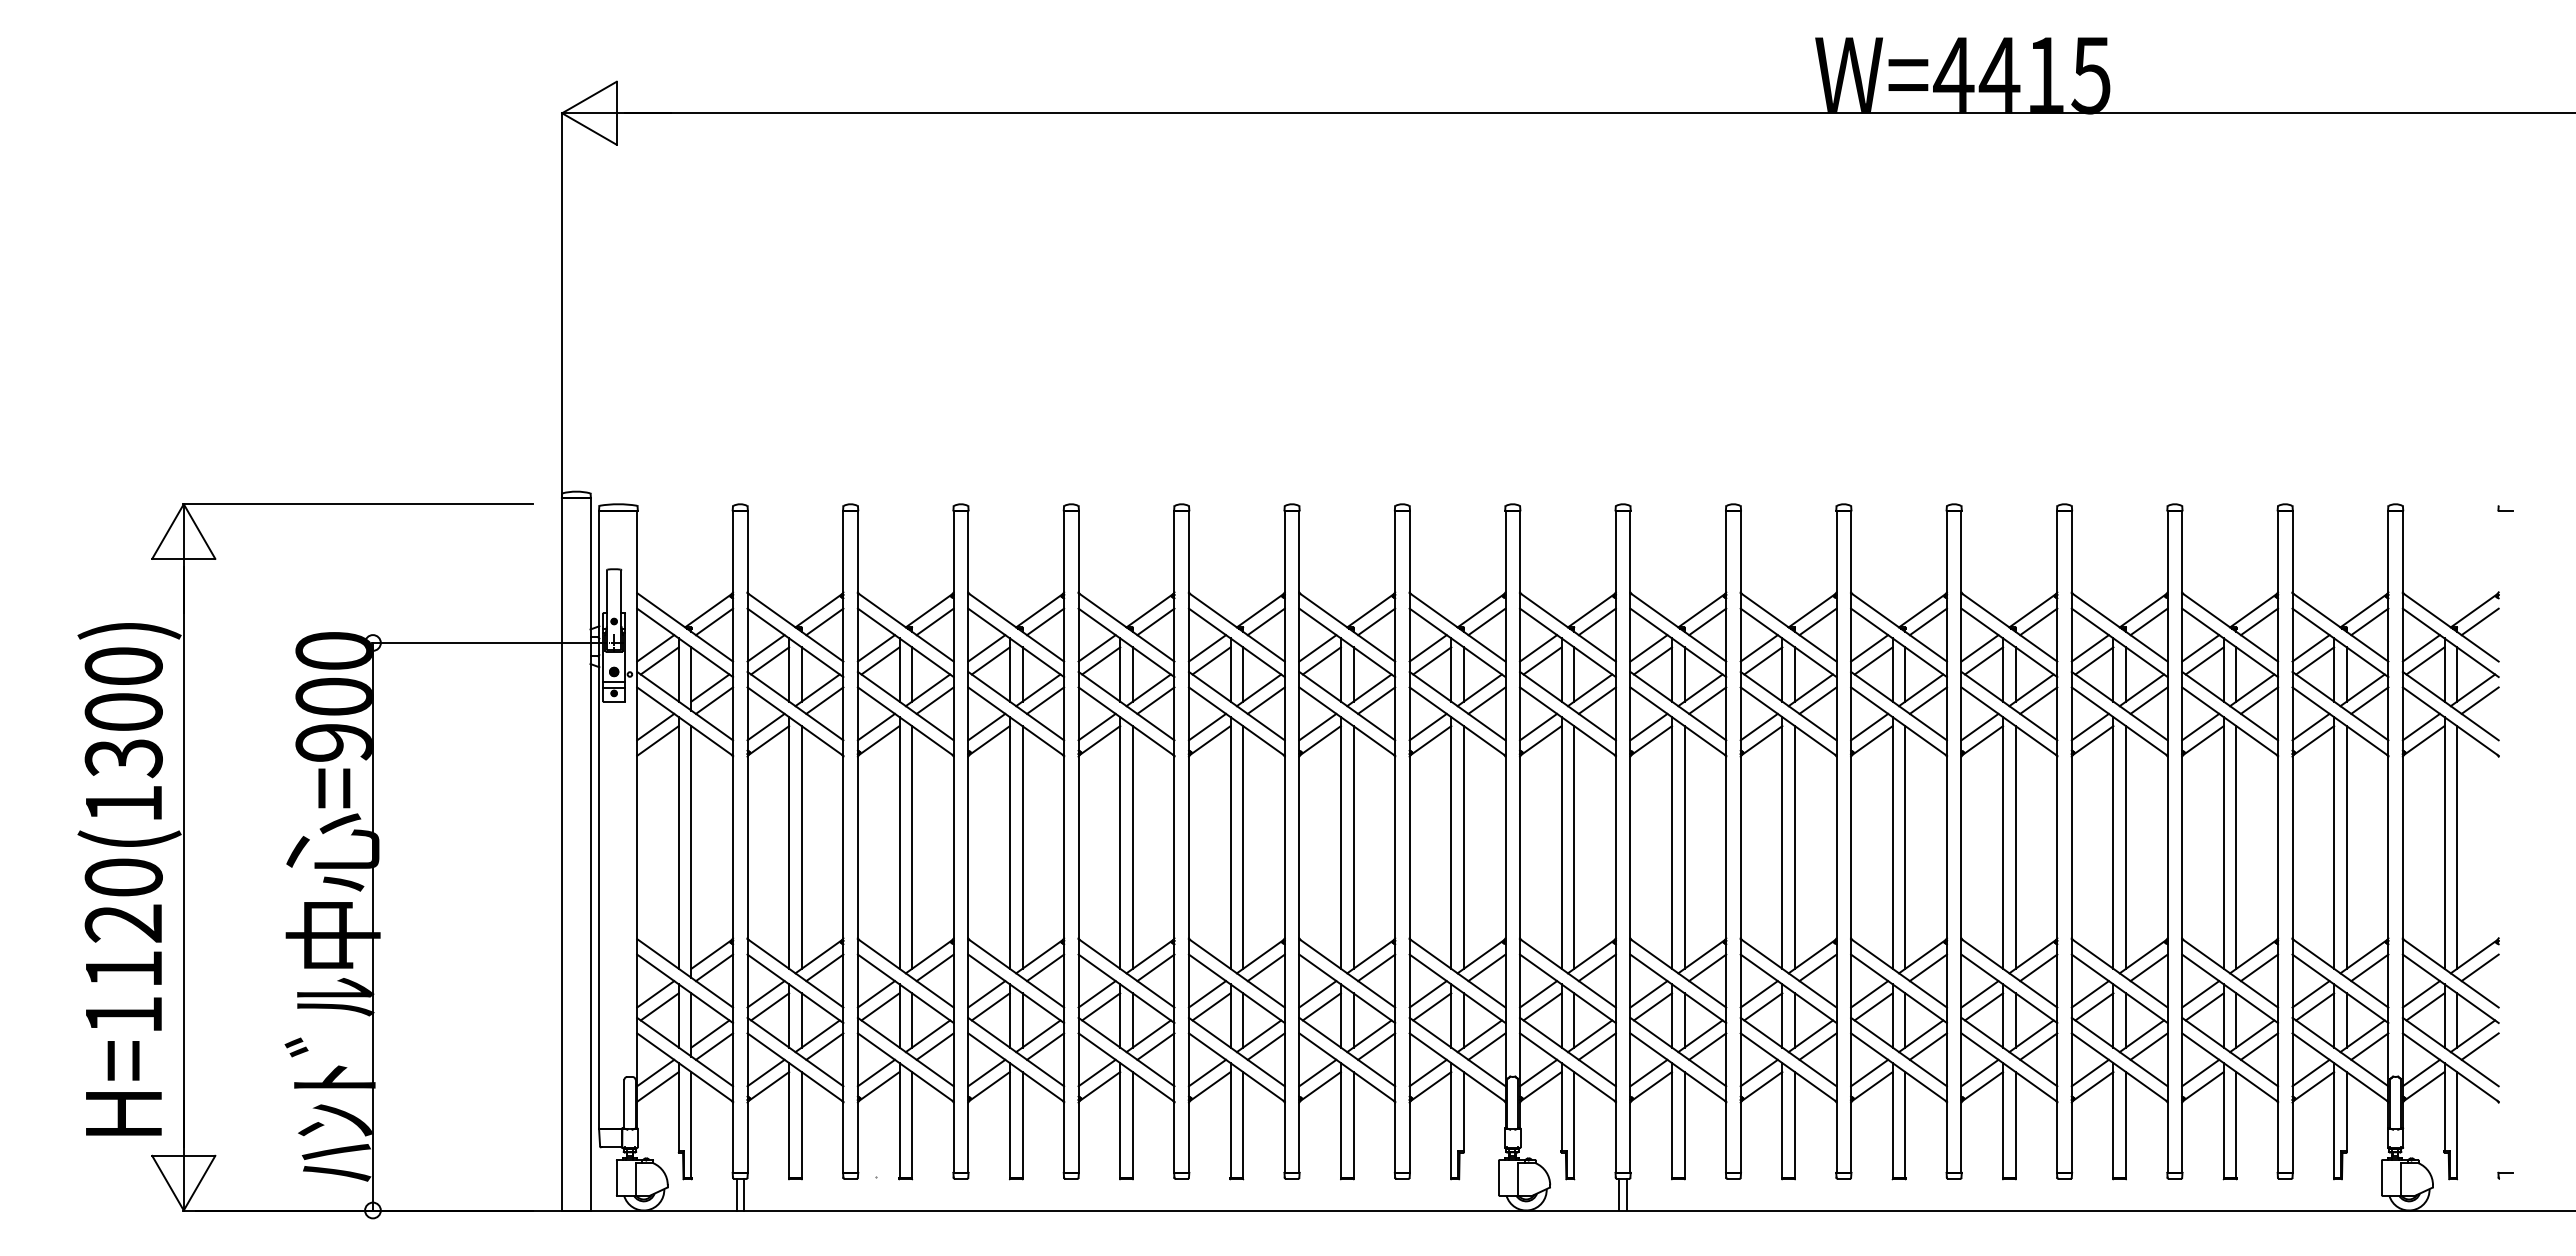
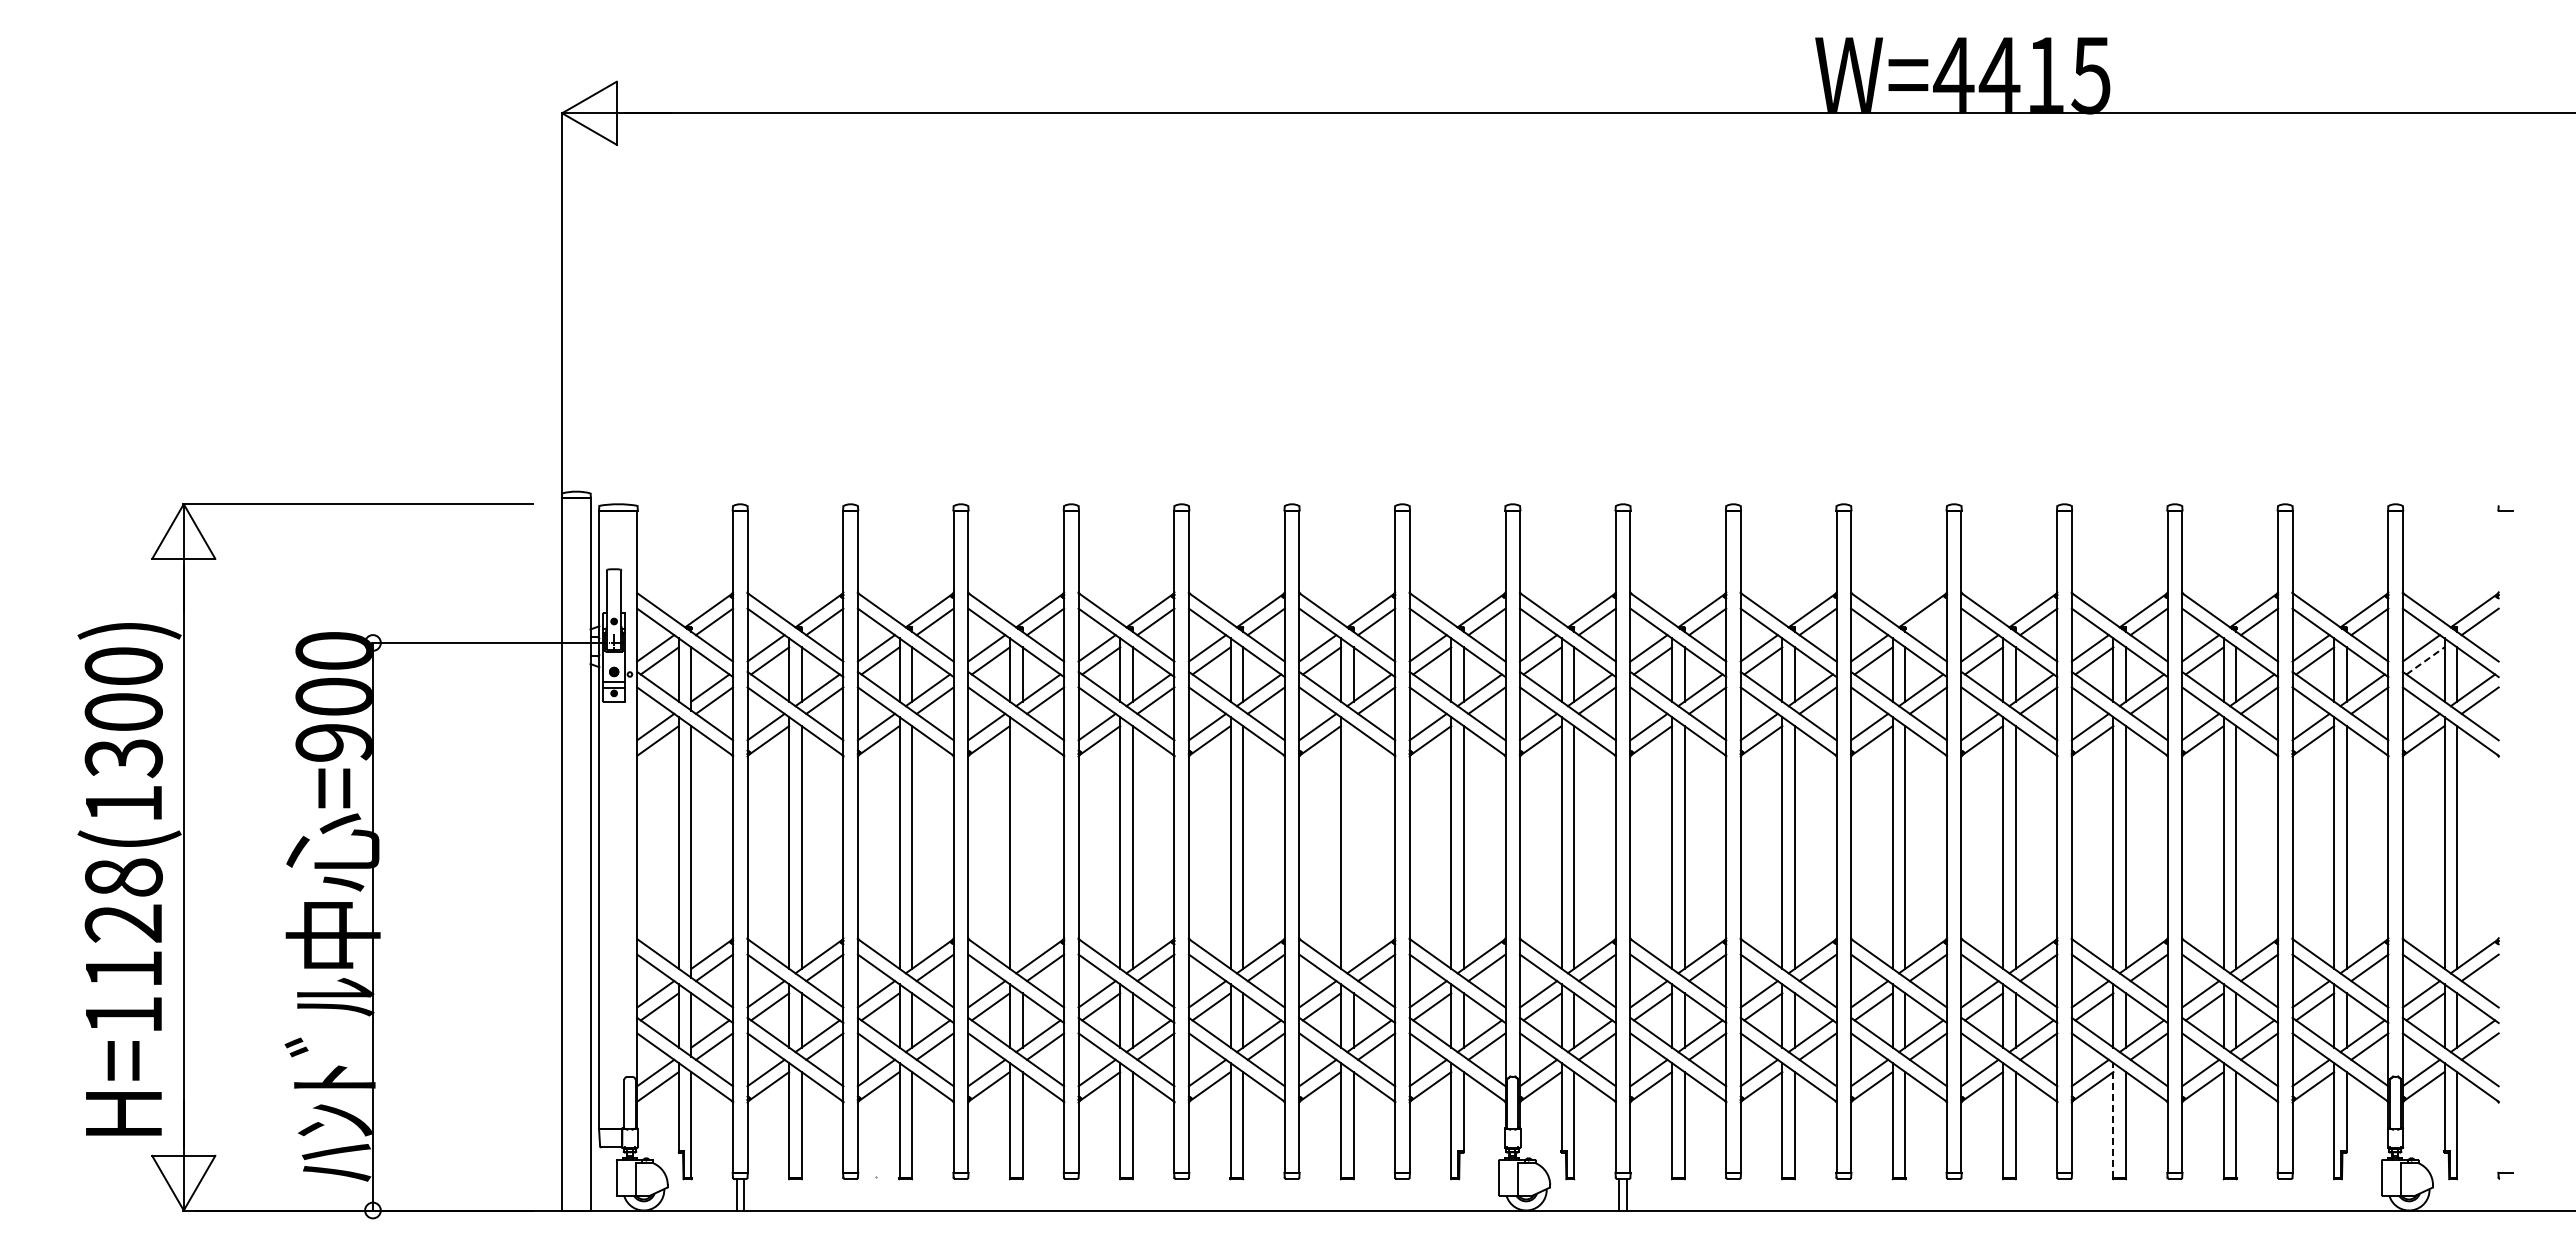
line: present -> none (1927, 621)
line: solid -> dashed (2425, 660)
line: present -> none (1022, 847)
line: present -> none (1353, 847)
text: H=1120(1300) -> H=1128(1300) (123, 877)
line: solid -> dashed (2113, 1119)
